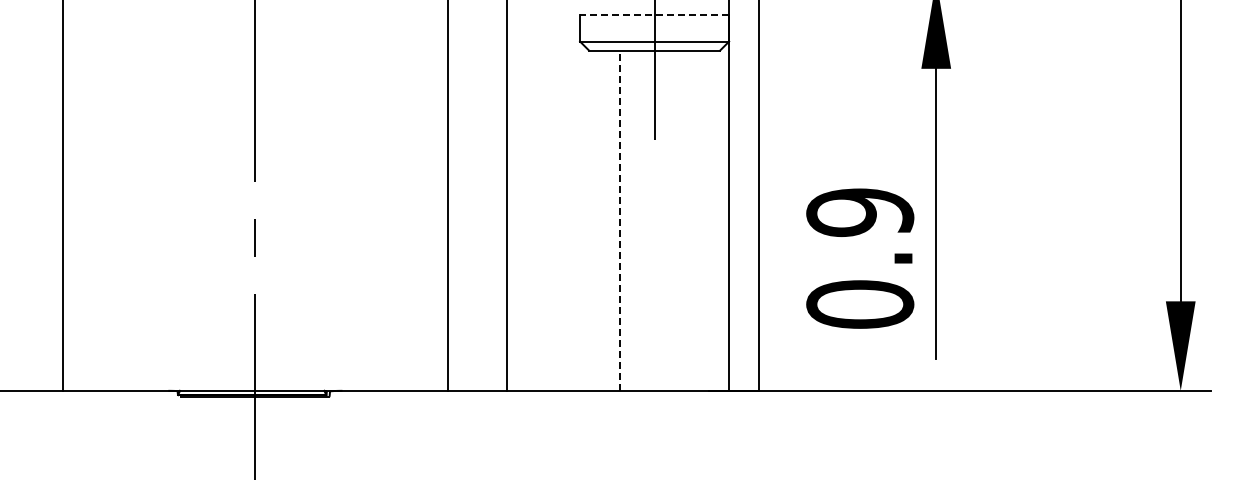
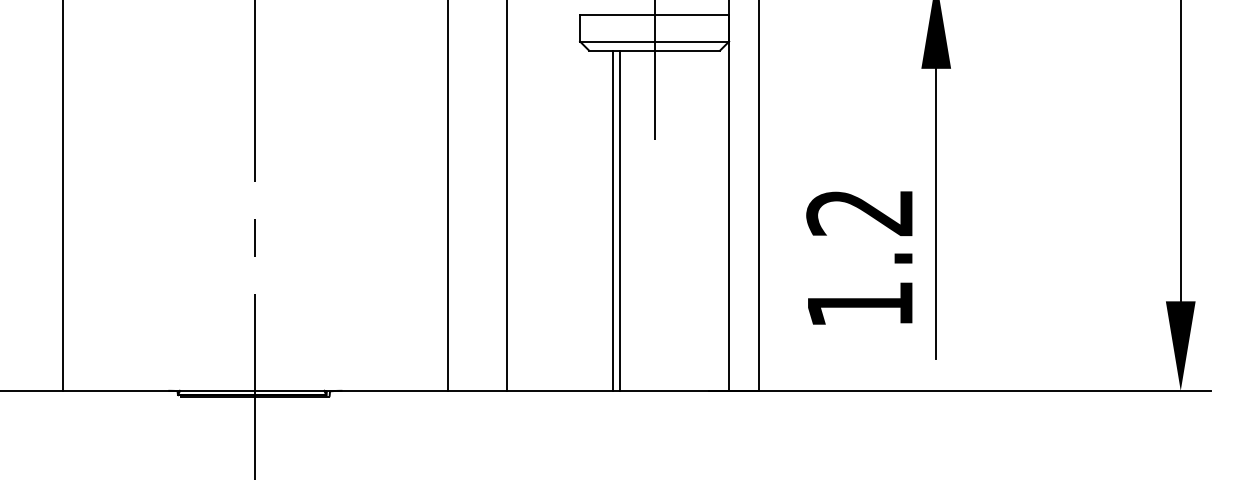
line: dashed -> solid (654, 14)
line: none -> present (613, 220)
line: dashed -> solid (620, 220)
text: 0.9 -> 1.2 (860, 258)
